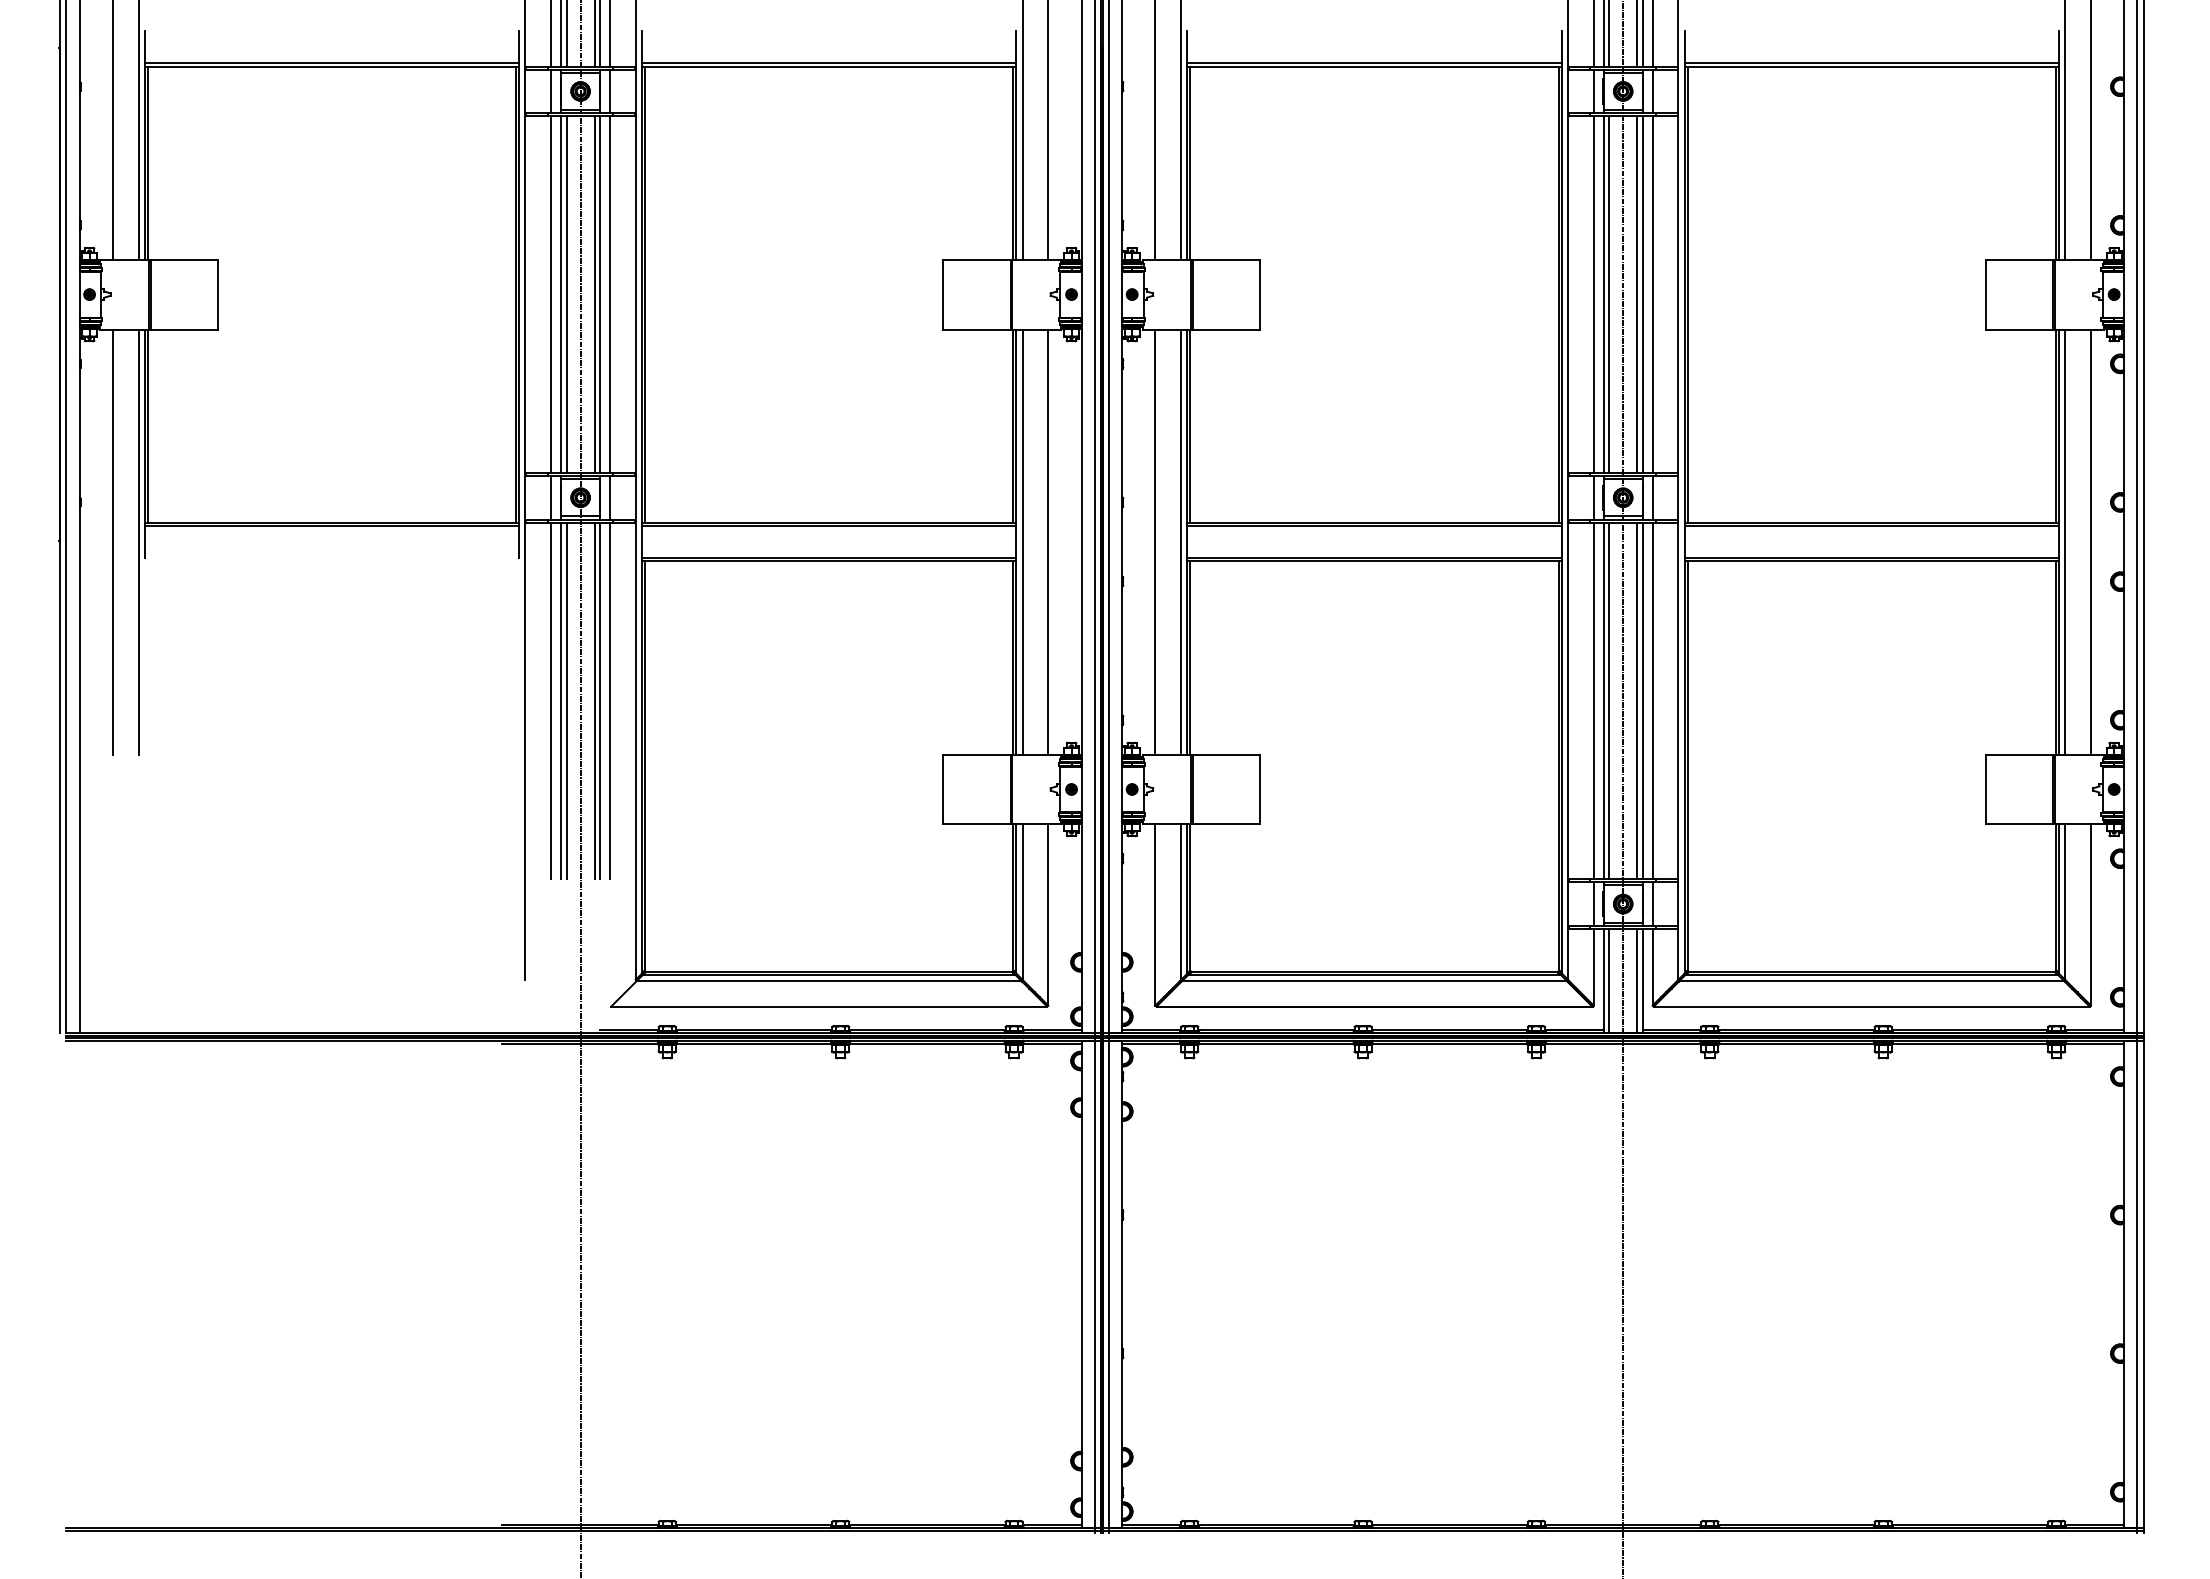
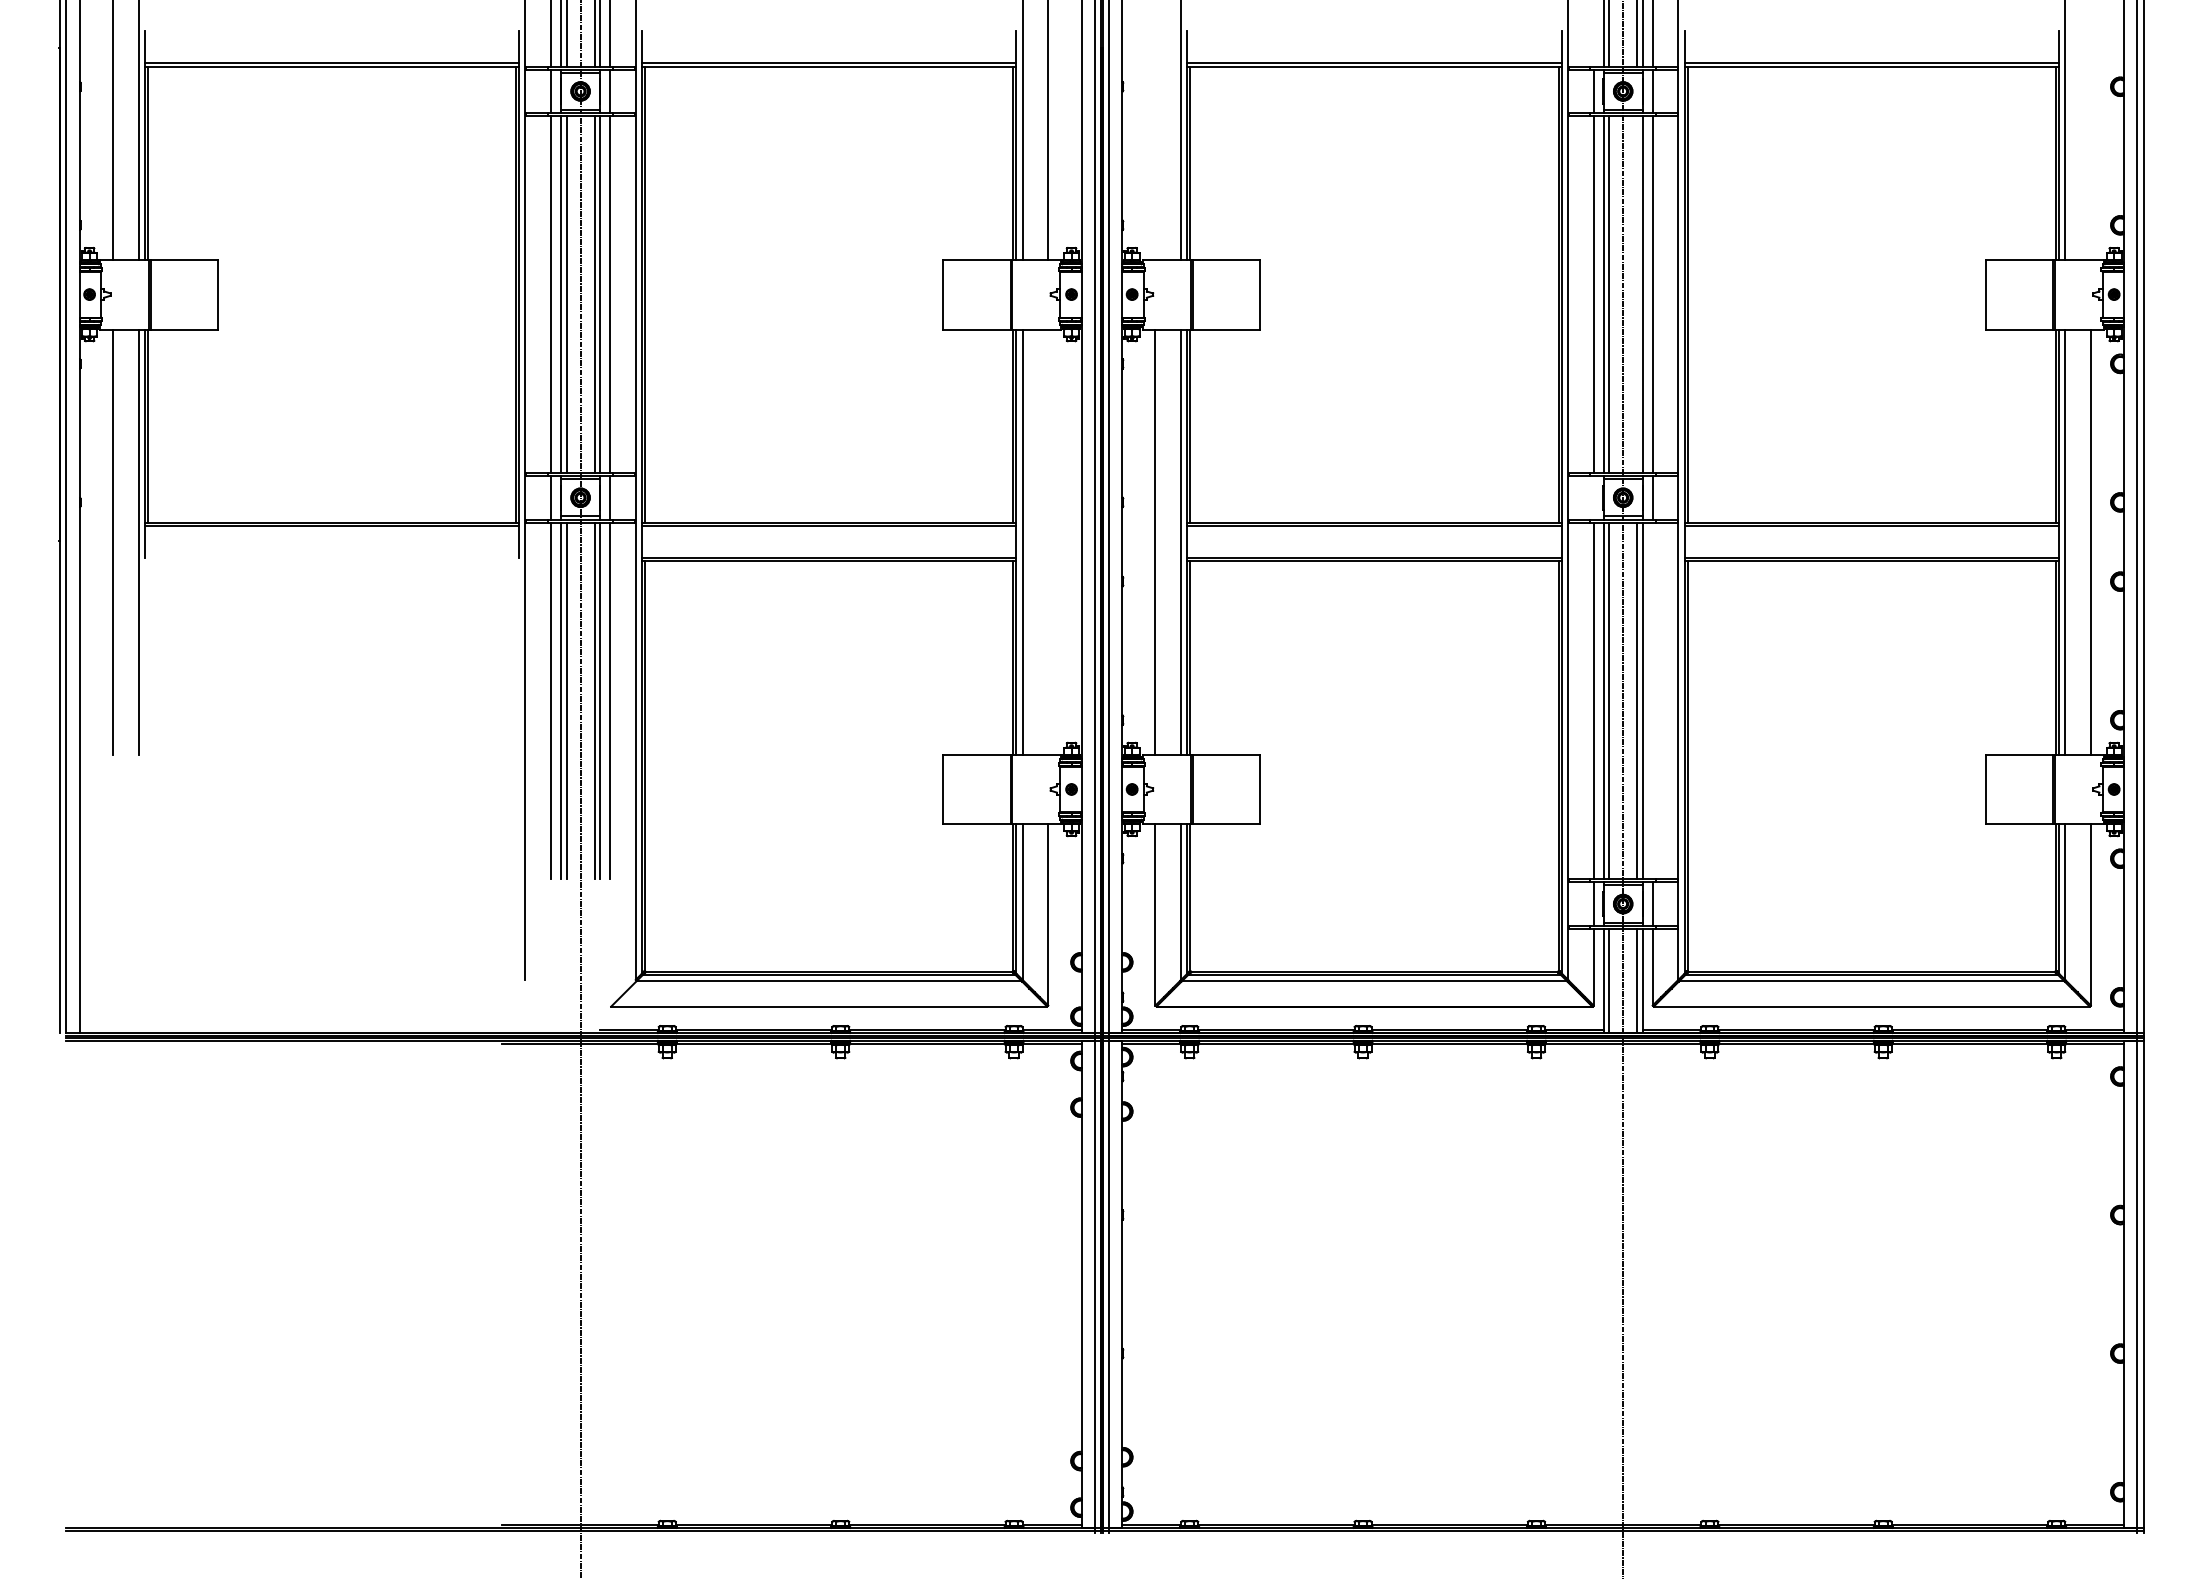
line: present -> none (1593, 34)
line: present -> none (1155, 130)
line: present -> none (2090, 130)
line: present -> none (1637, 294)
line: present -> none (1593, 497)
line: present -> none (1048, 541)
line: present -> none (1652, 700)
